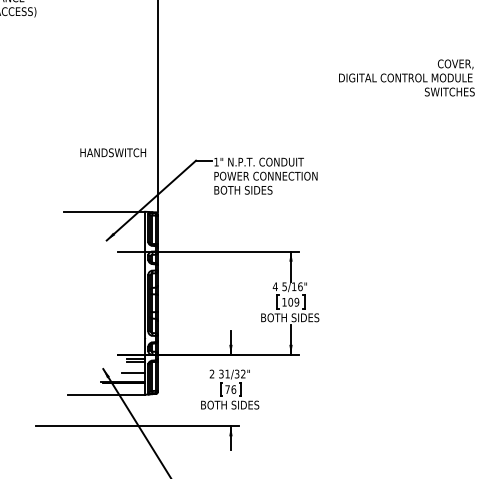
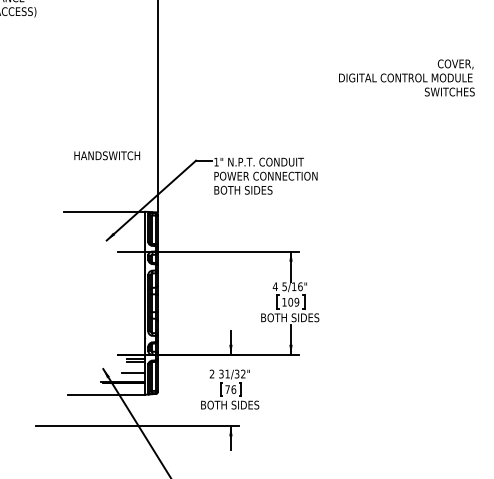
text position: (113, 152) -> (107, 155) (107, 155)
